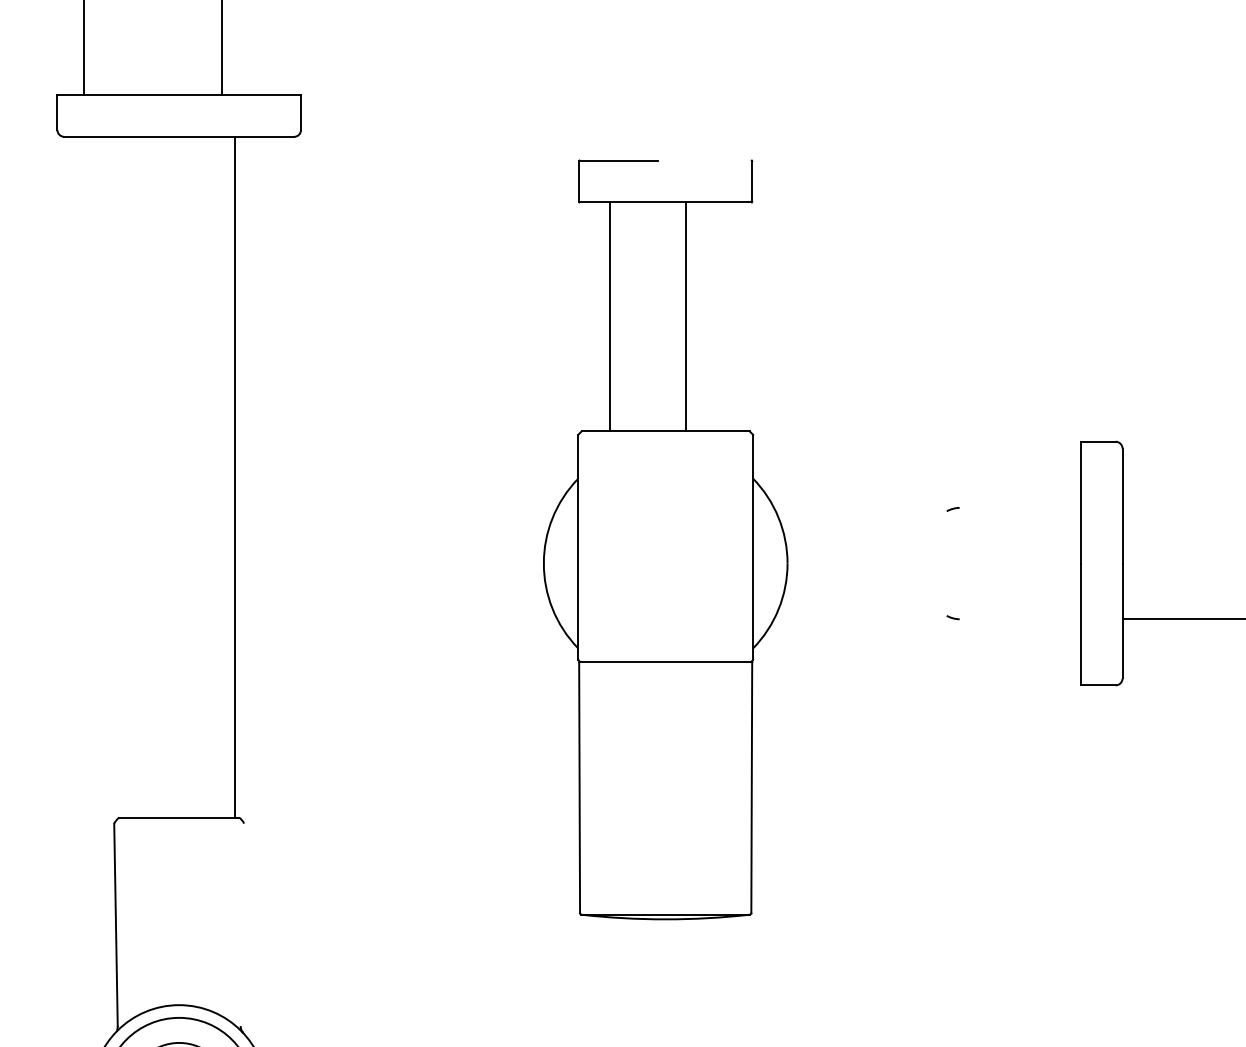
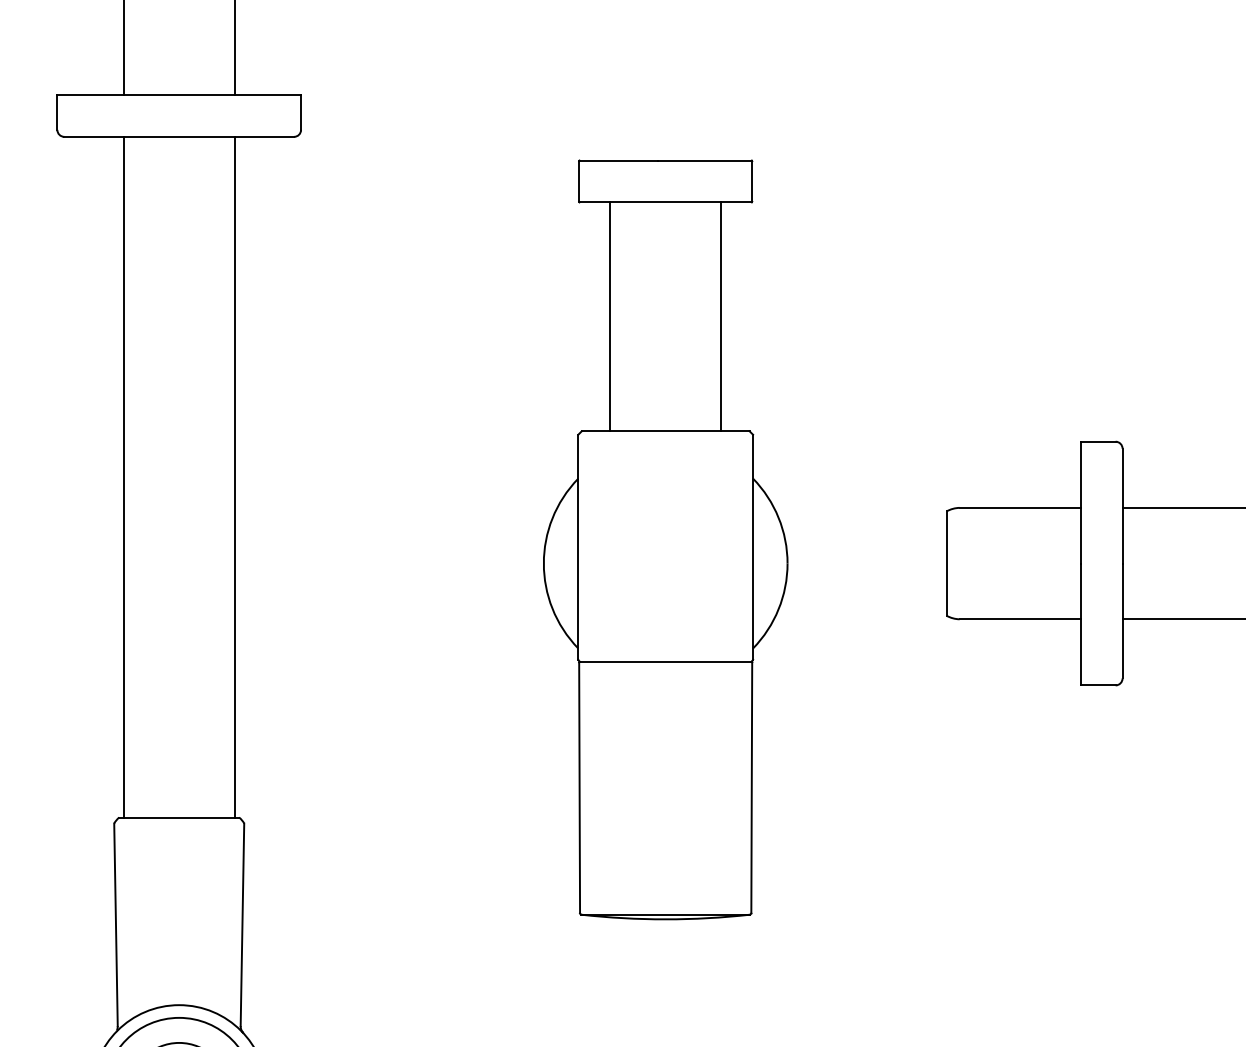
line position: (83, 48) -> (123, 48) (123, 48)
line position: (221, 48) -> (234, 48) (234, 48)
line: none -> present (704, 160)
line position: (686, 316) -> (721, 316) (721, 316)
line: none -> present (123, 476)
line: none -> present (1019, 507)
line: none -> present (1182, 507)
line: none -> present (946, 563)
line: none -> present (1019, 619)
line: none -> present (242, 924)
